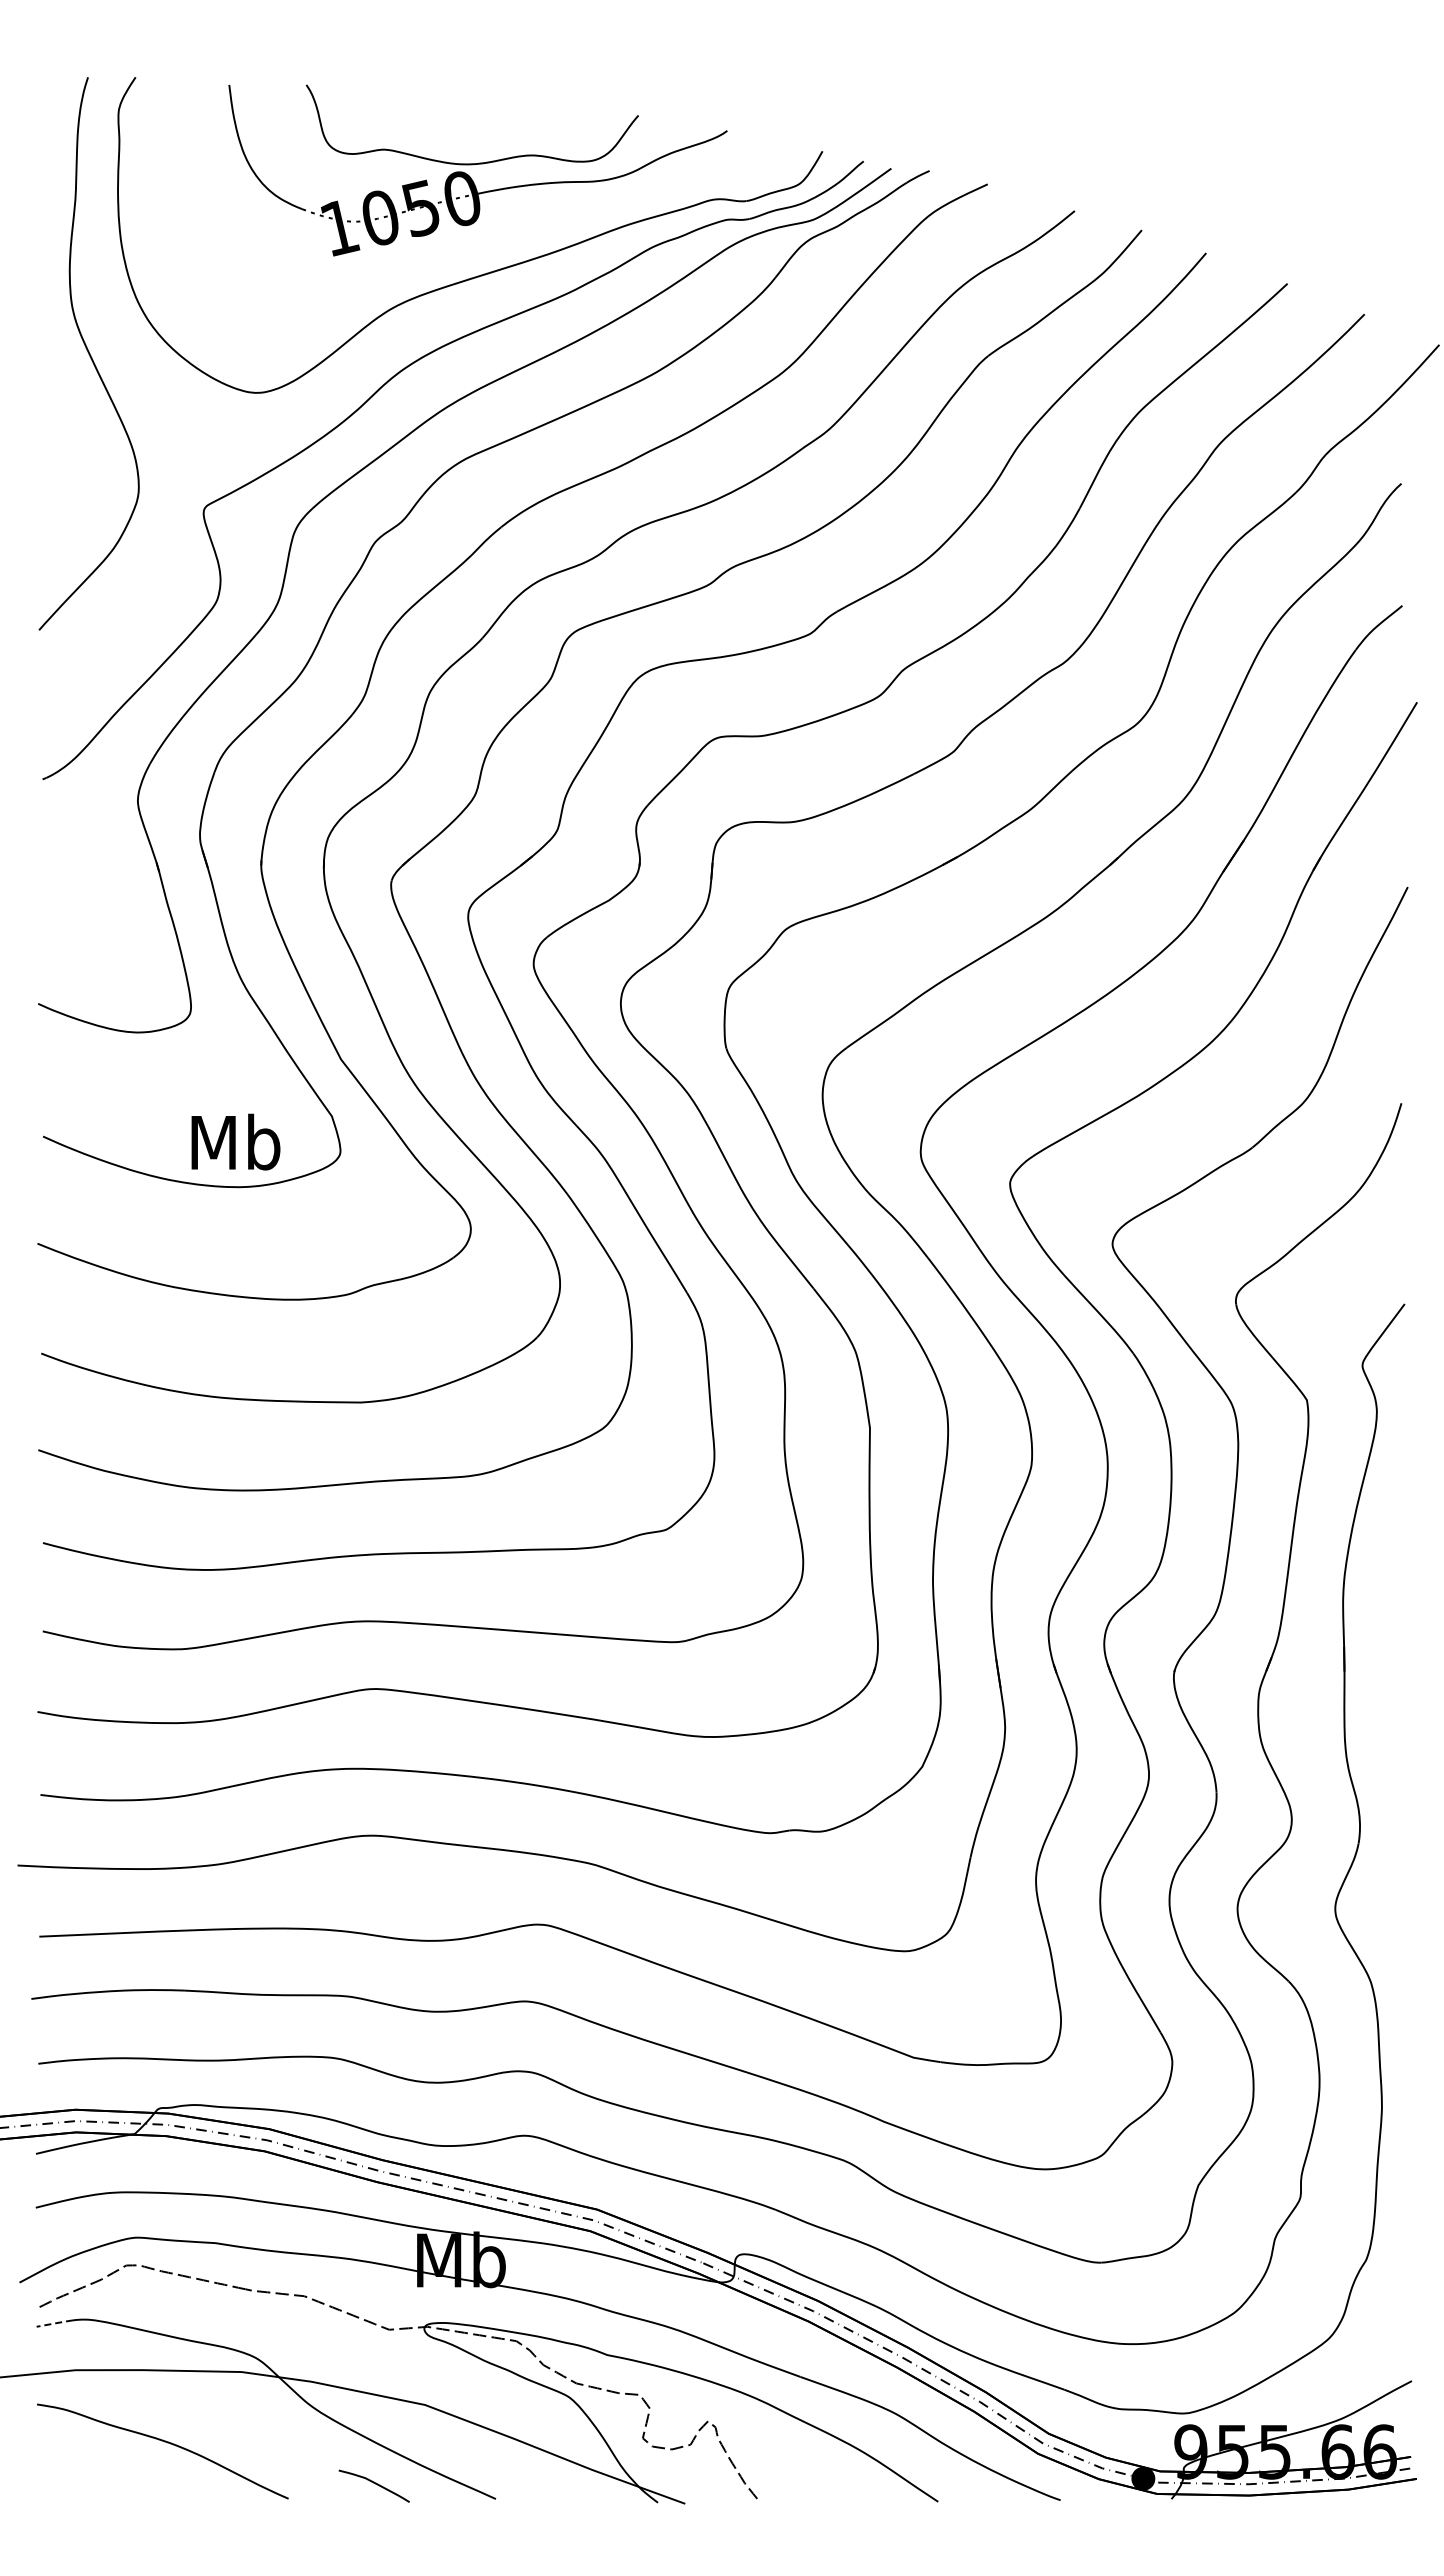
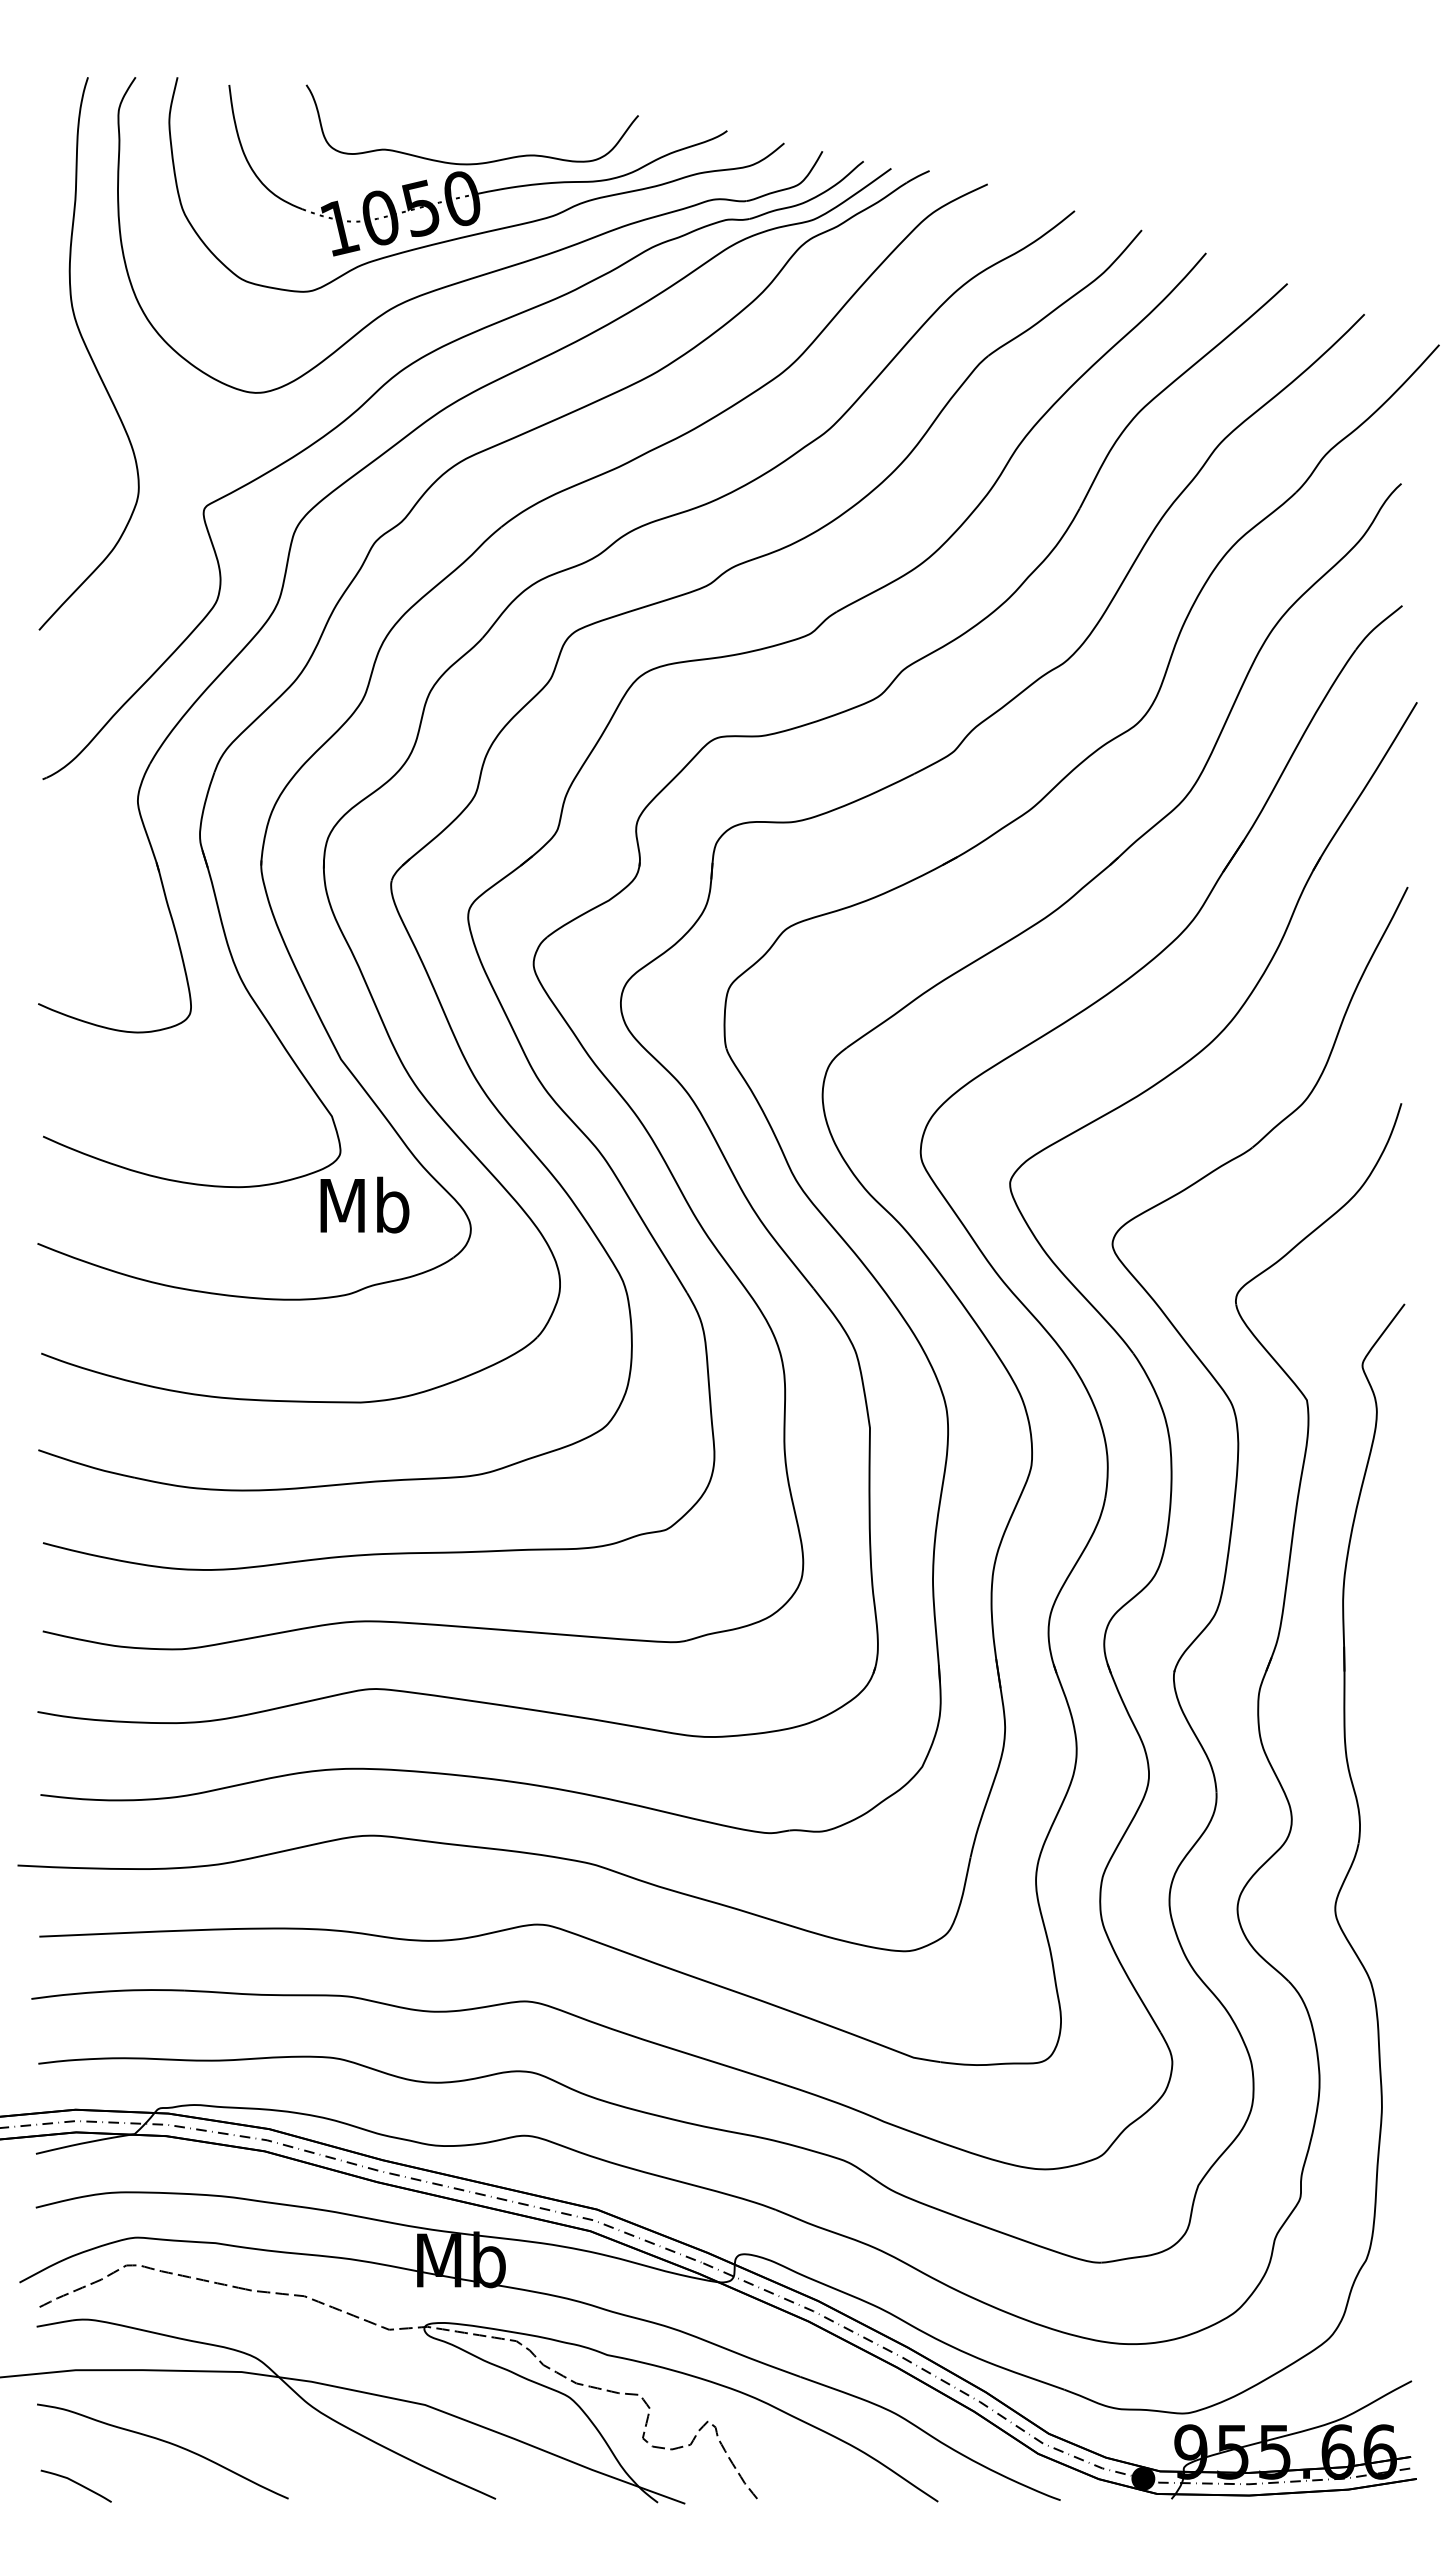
curve: none -> present (487, 230)
text position: (235, 1141) -> (364, 1204) (364, 1204)
line: dashed -> solid (55, 2323)
curve position: (373, 2483) -> (75, 2483) (75, 2483)
